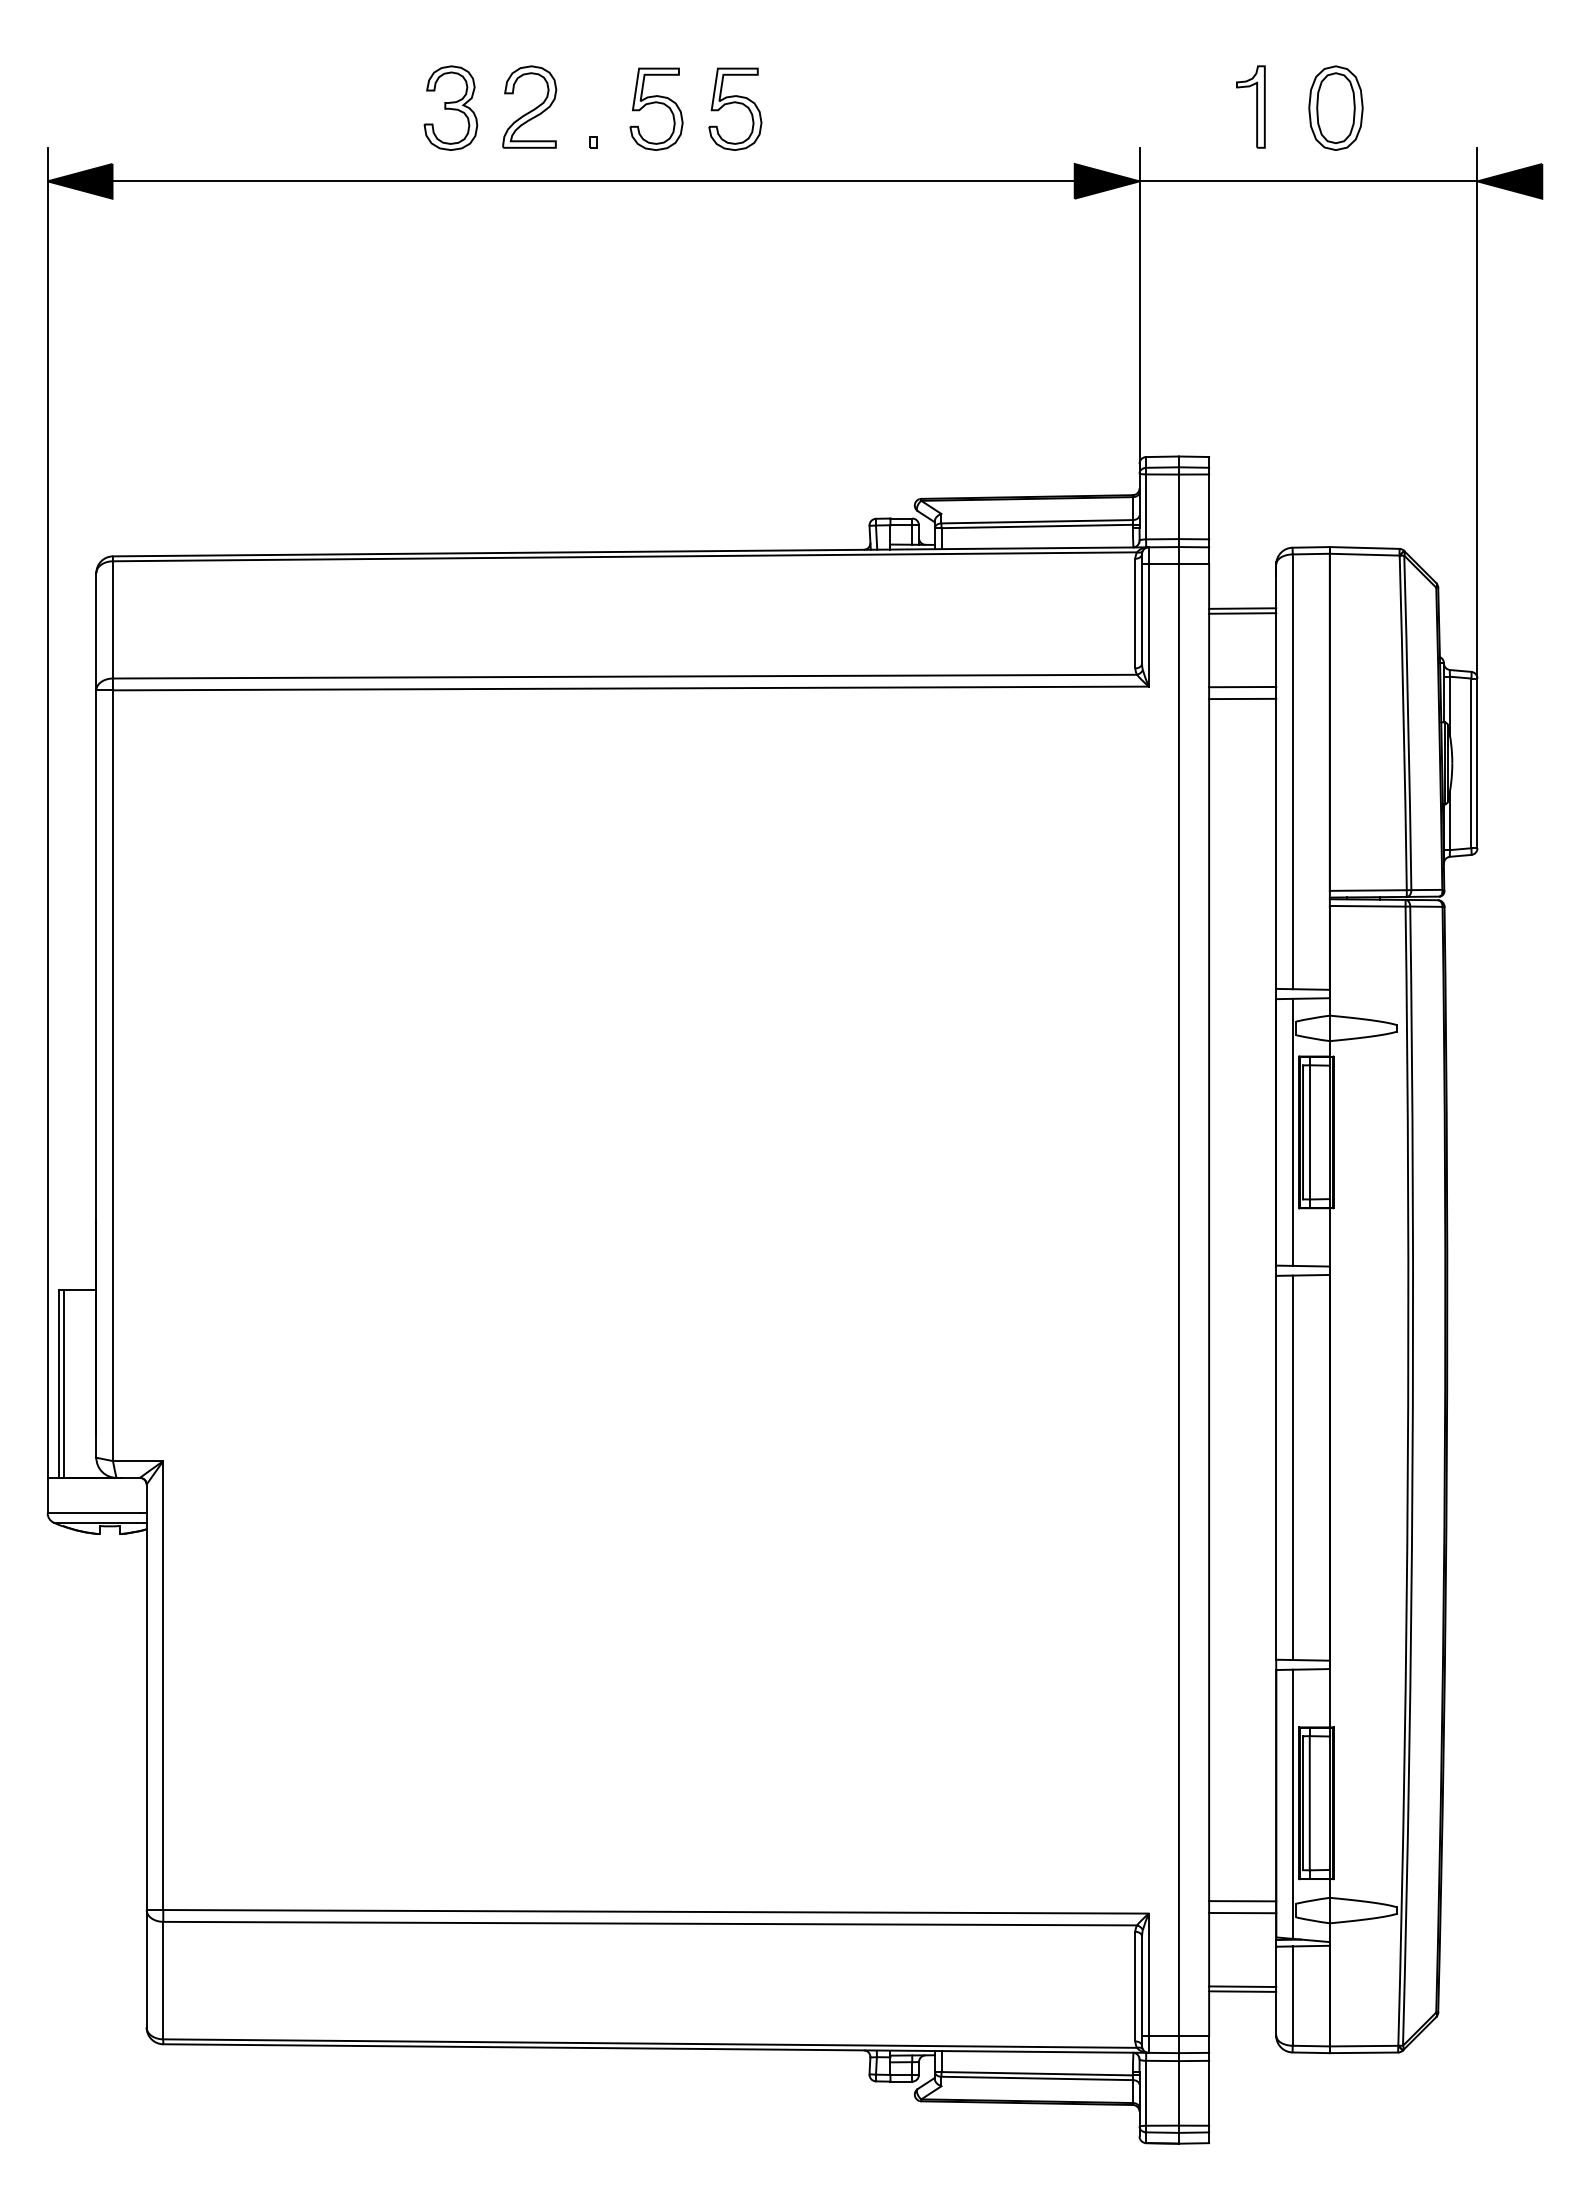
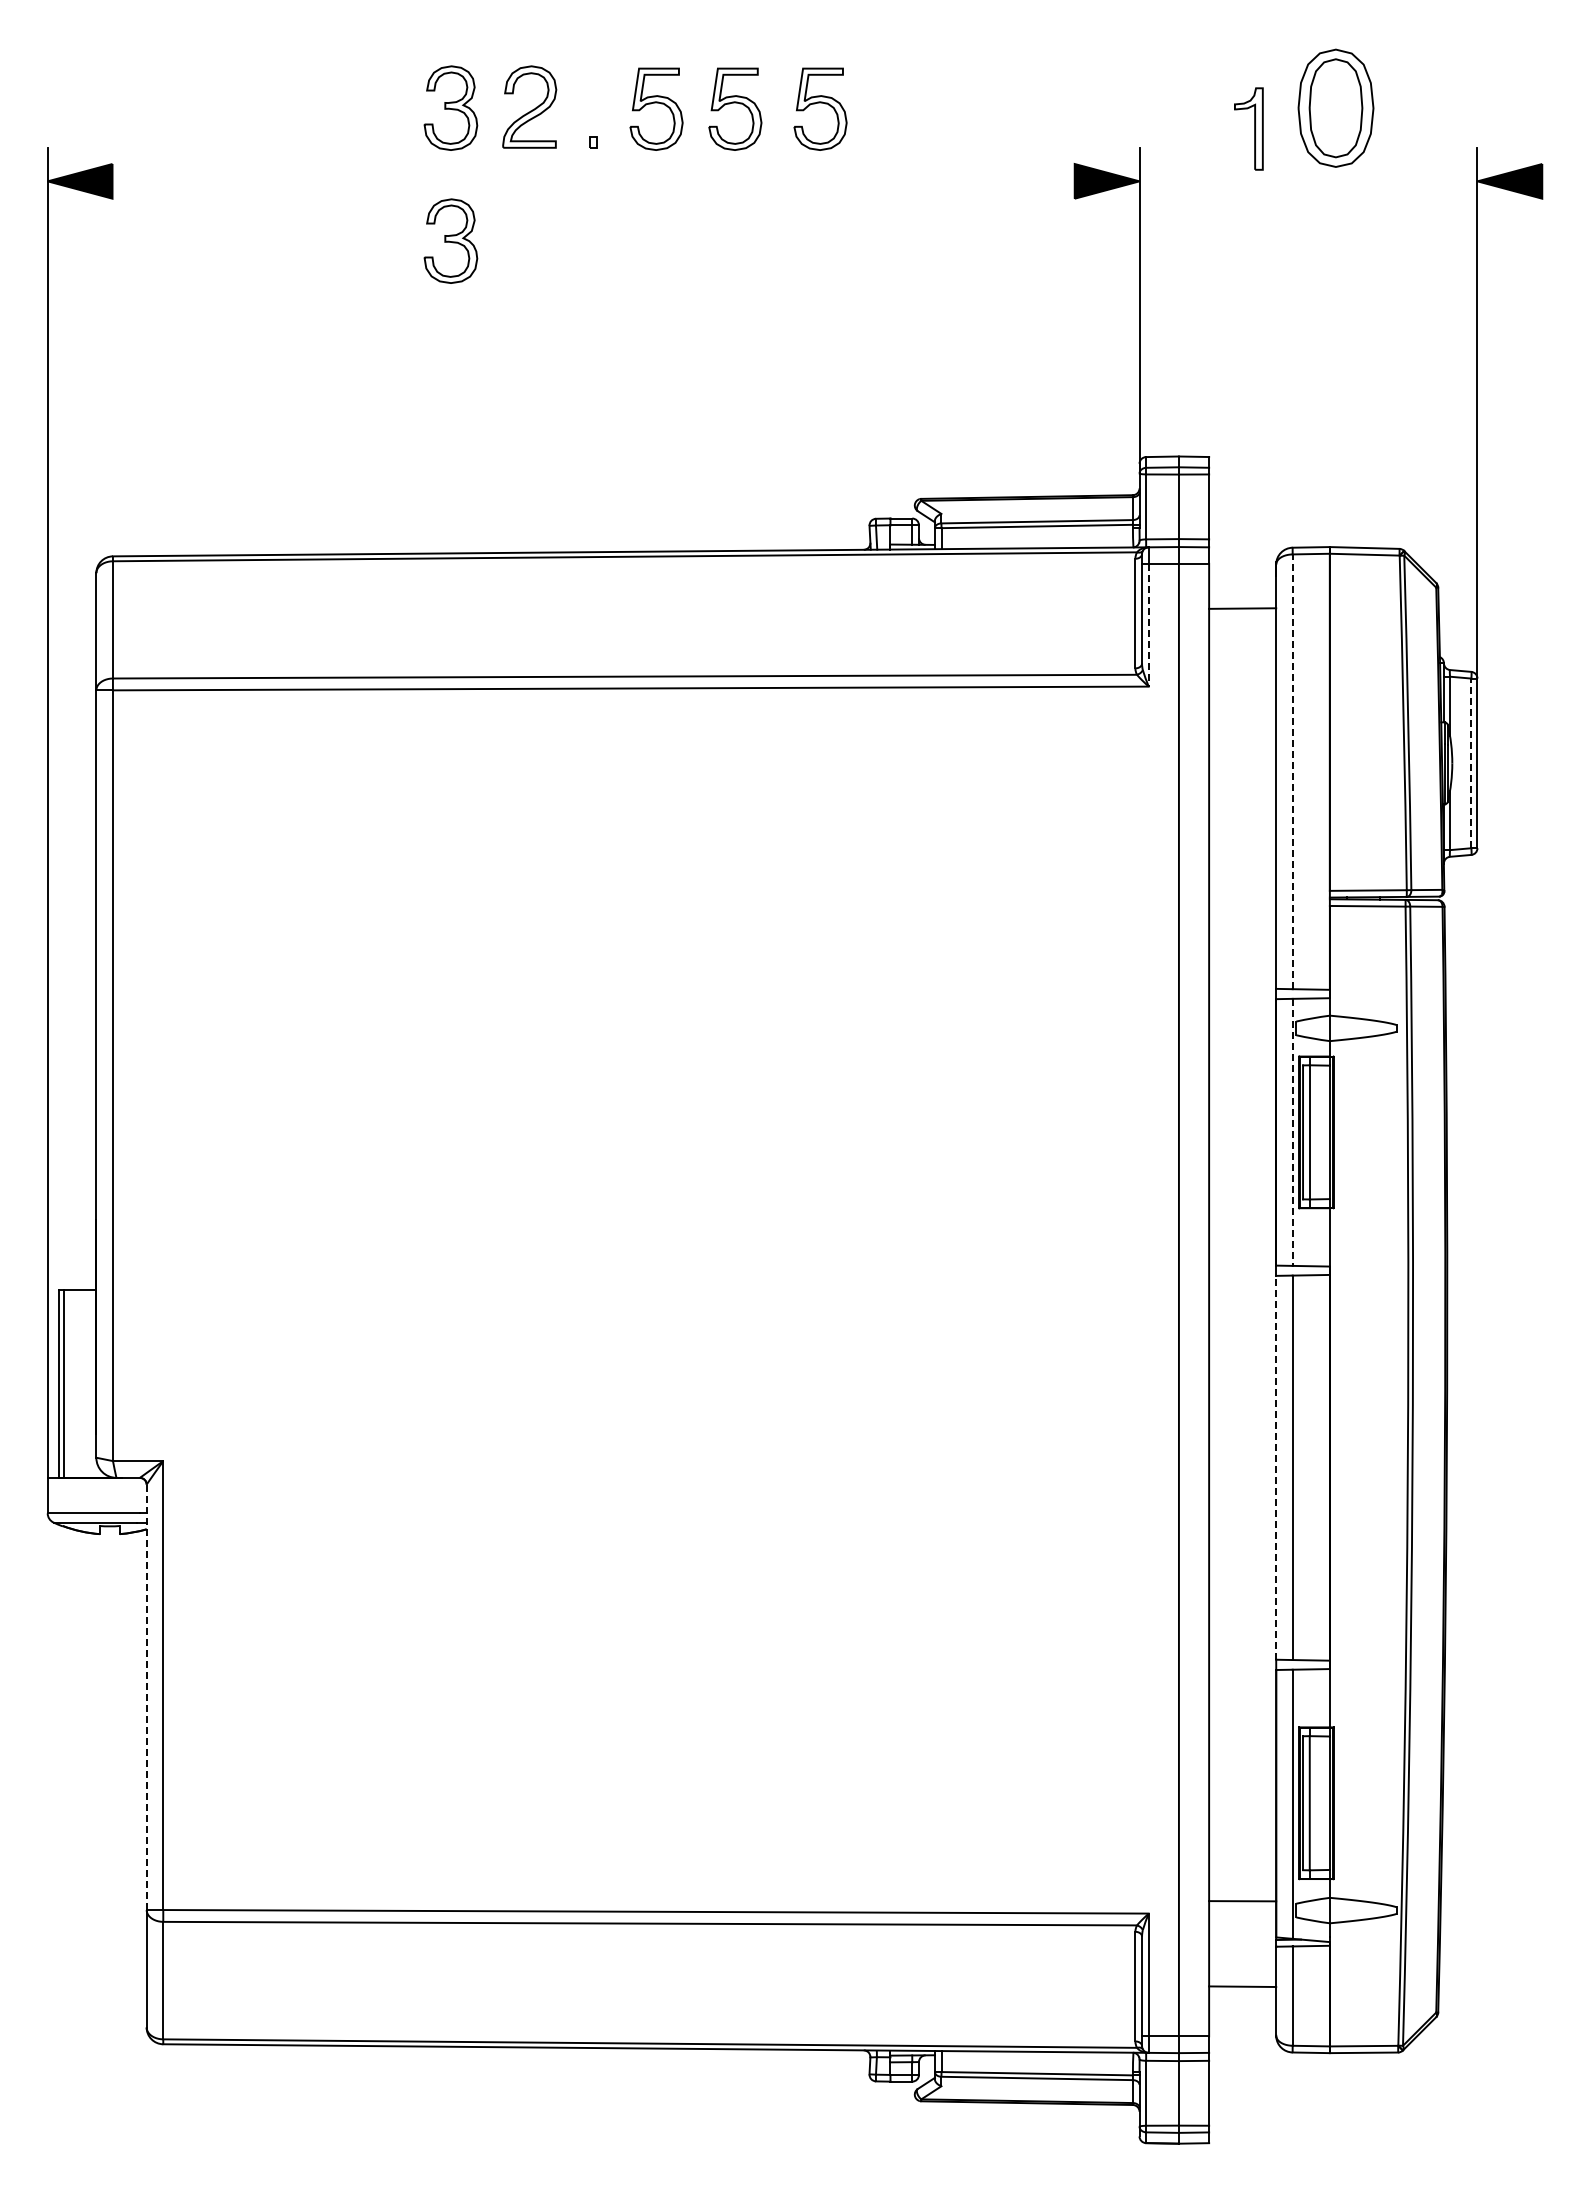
part position: (1250, 106) -> (1248, 128) (1248, 128)
part size: 56x86 px -> 78x120 px (1335, 107)
part: none -> present (820, 108)
line: present -> none (593, 181)
line: present -> none (1308, 181)
part: none -> present (450, 240)
line: present -> none (1242, 613)
line: solid -> dashed (1148, 625)
line: present -> none (1242, 686)
line: present -> none (1242, 698)
line: solid -> dashed (1471, 763)
line: solid -> dashed (1292, 771)
line: solid -> dashed (1292, 1132)
line: solid -> dashed (1276, 1467)
line: solid -> dashed (146, 1697)
line: present -> none (1242, 1912)
line: present -> none (1242, 1991)
